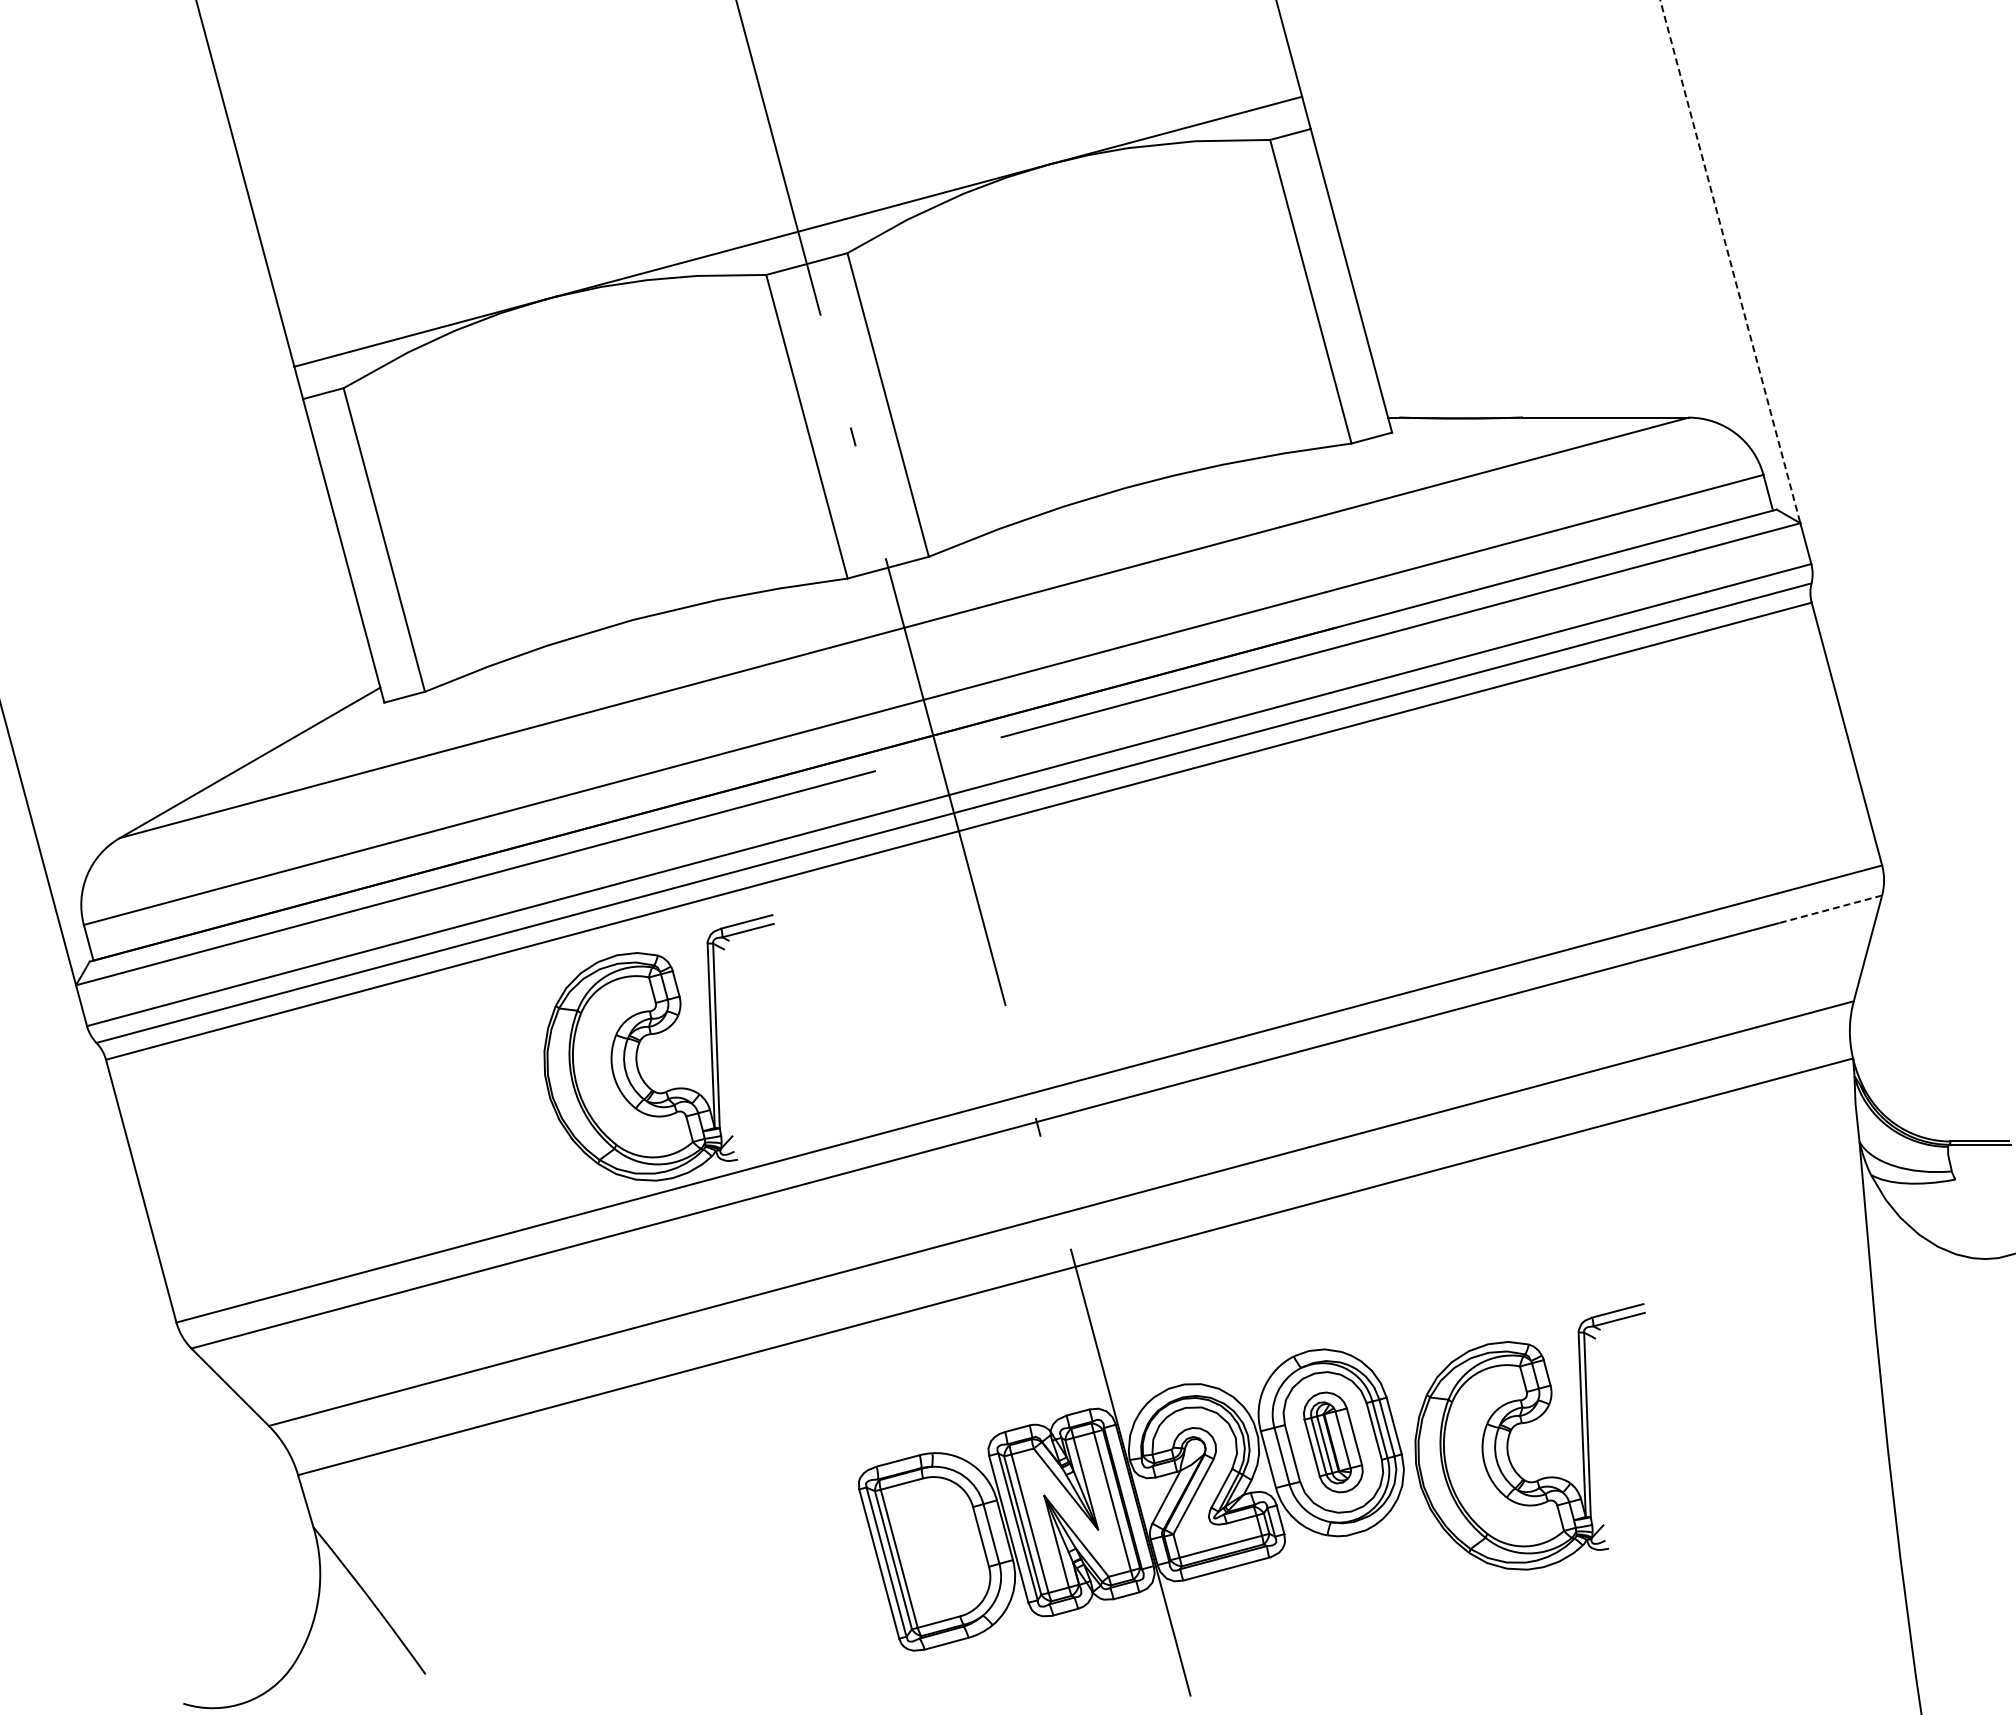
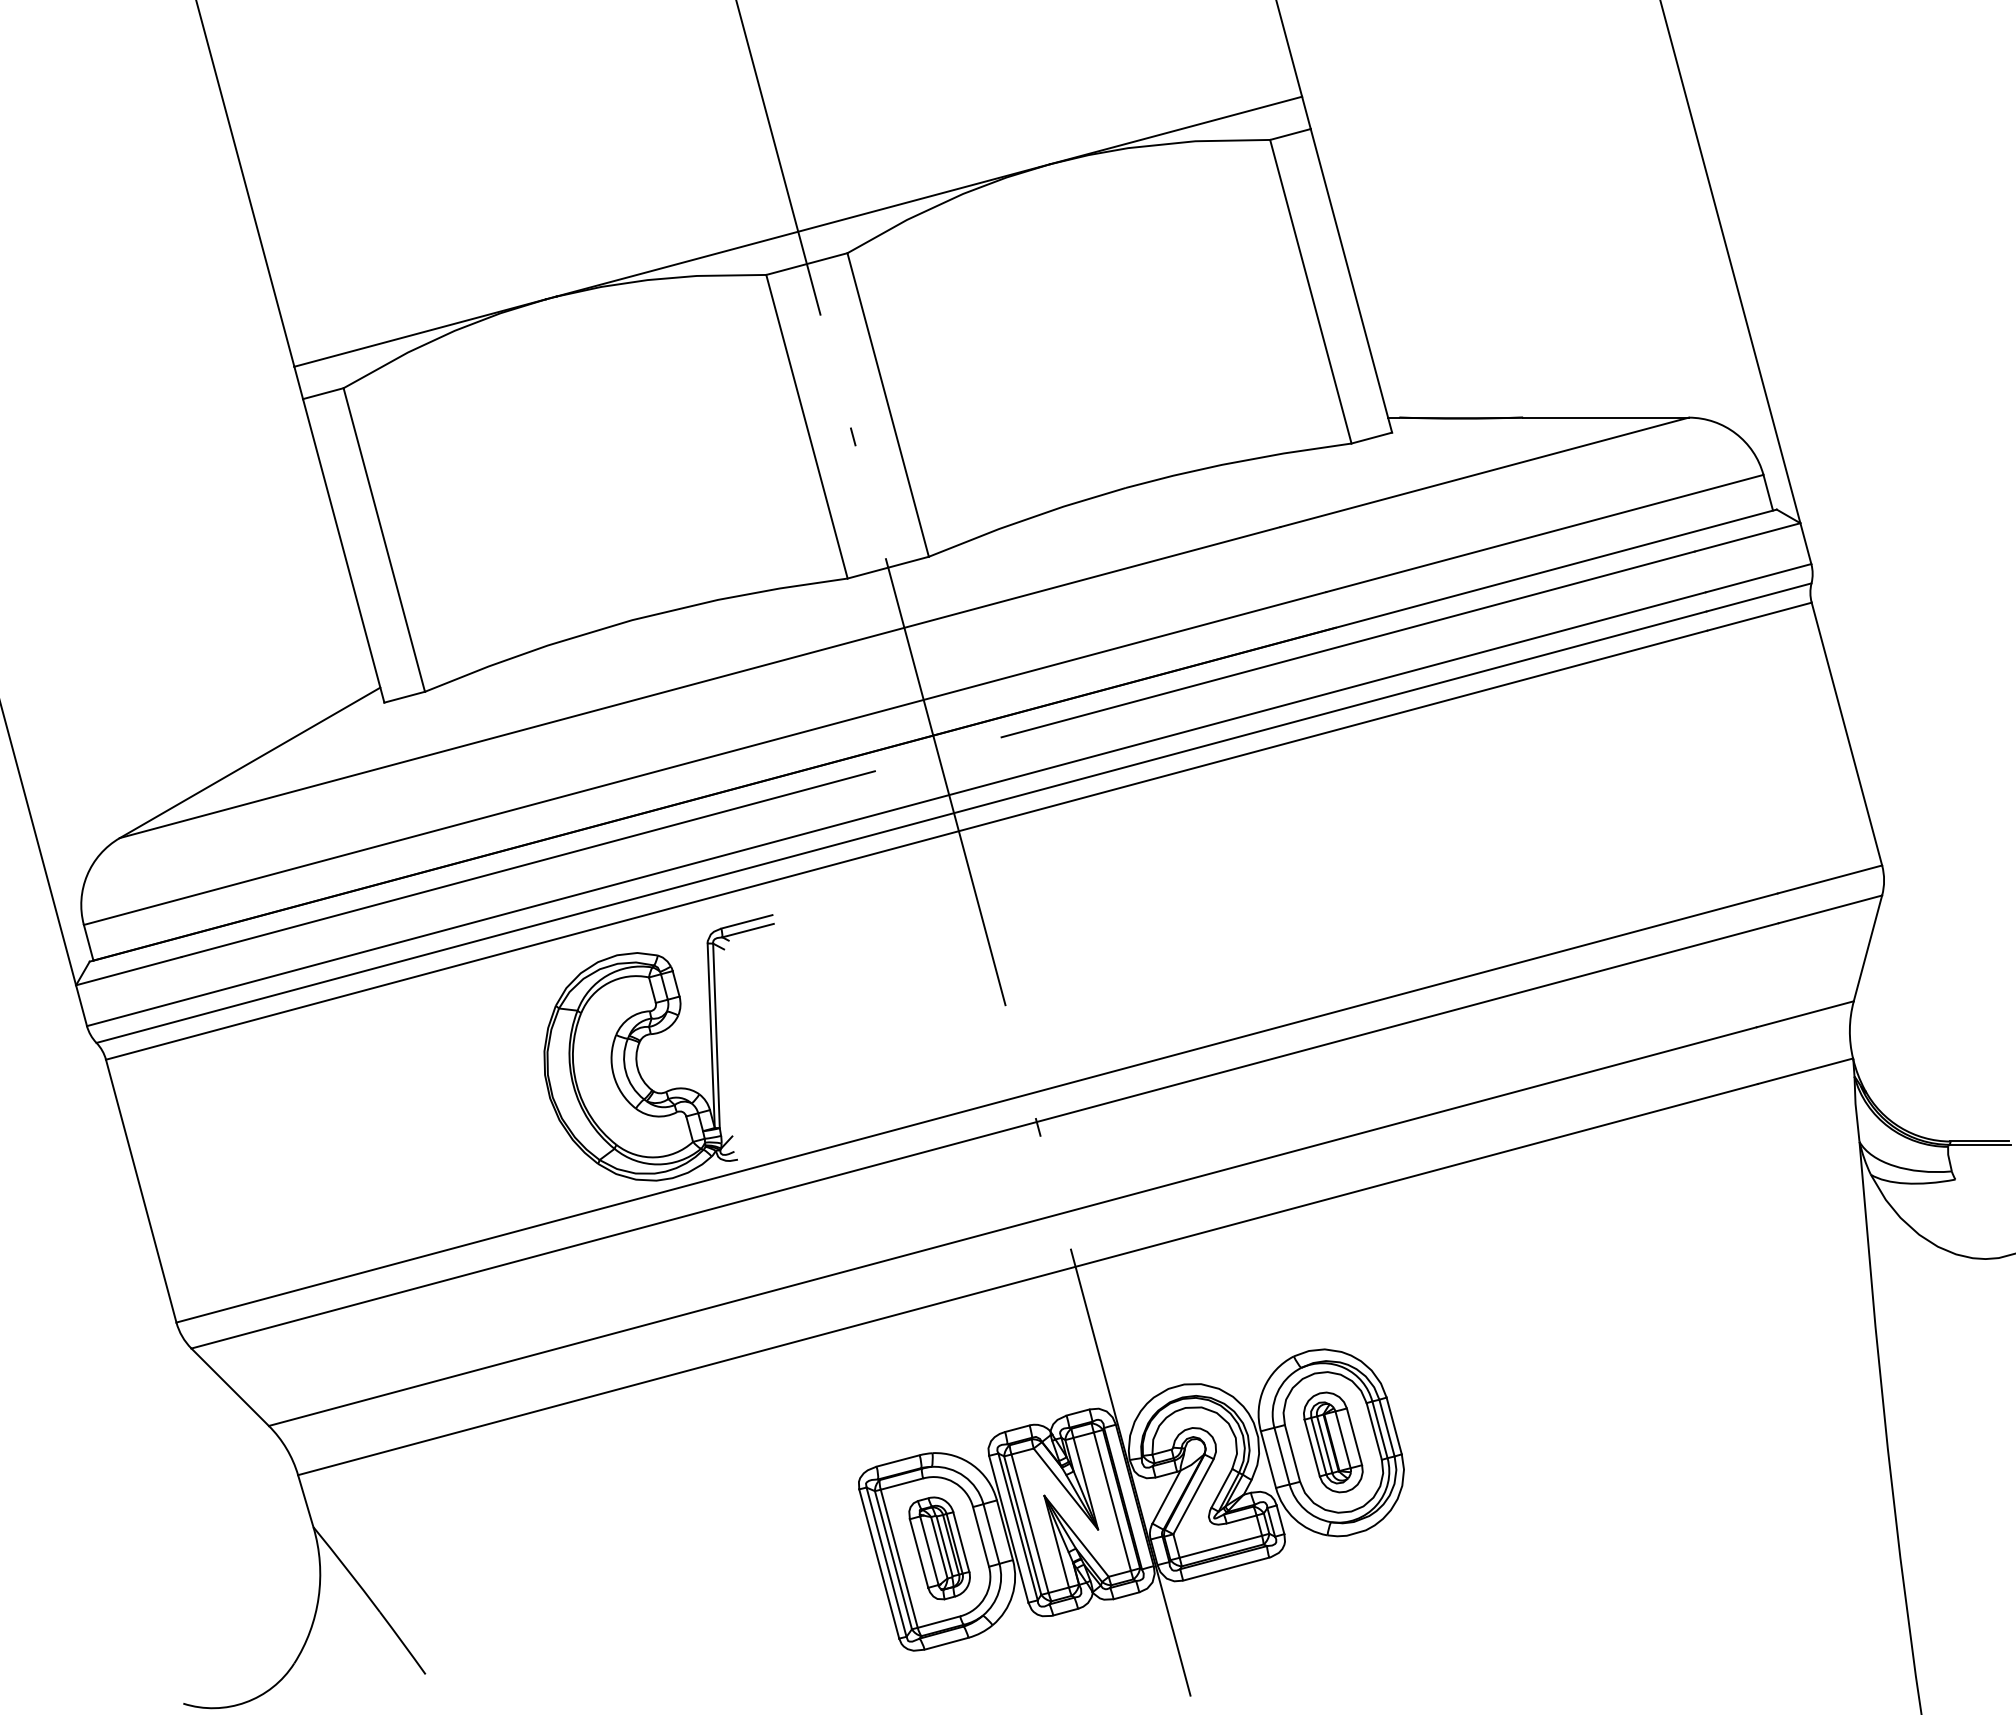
line: dashed -> solid (1730, 261)
line: dashed -> solid (1830, 909)
part: present -> none (1528, 1423)
part: none -> present (939, 1548)
